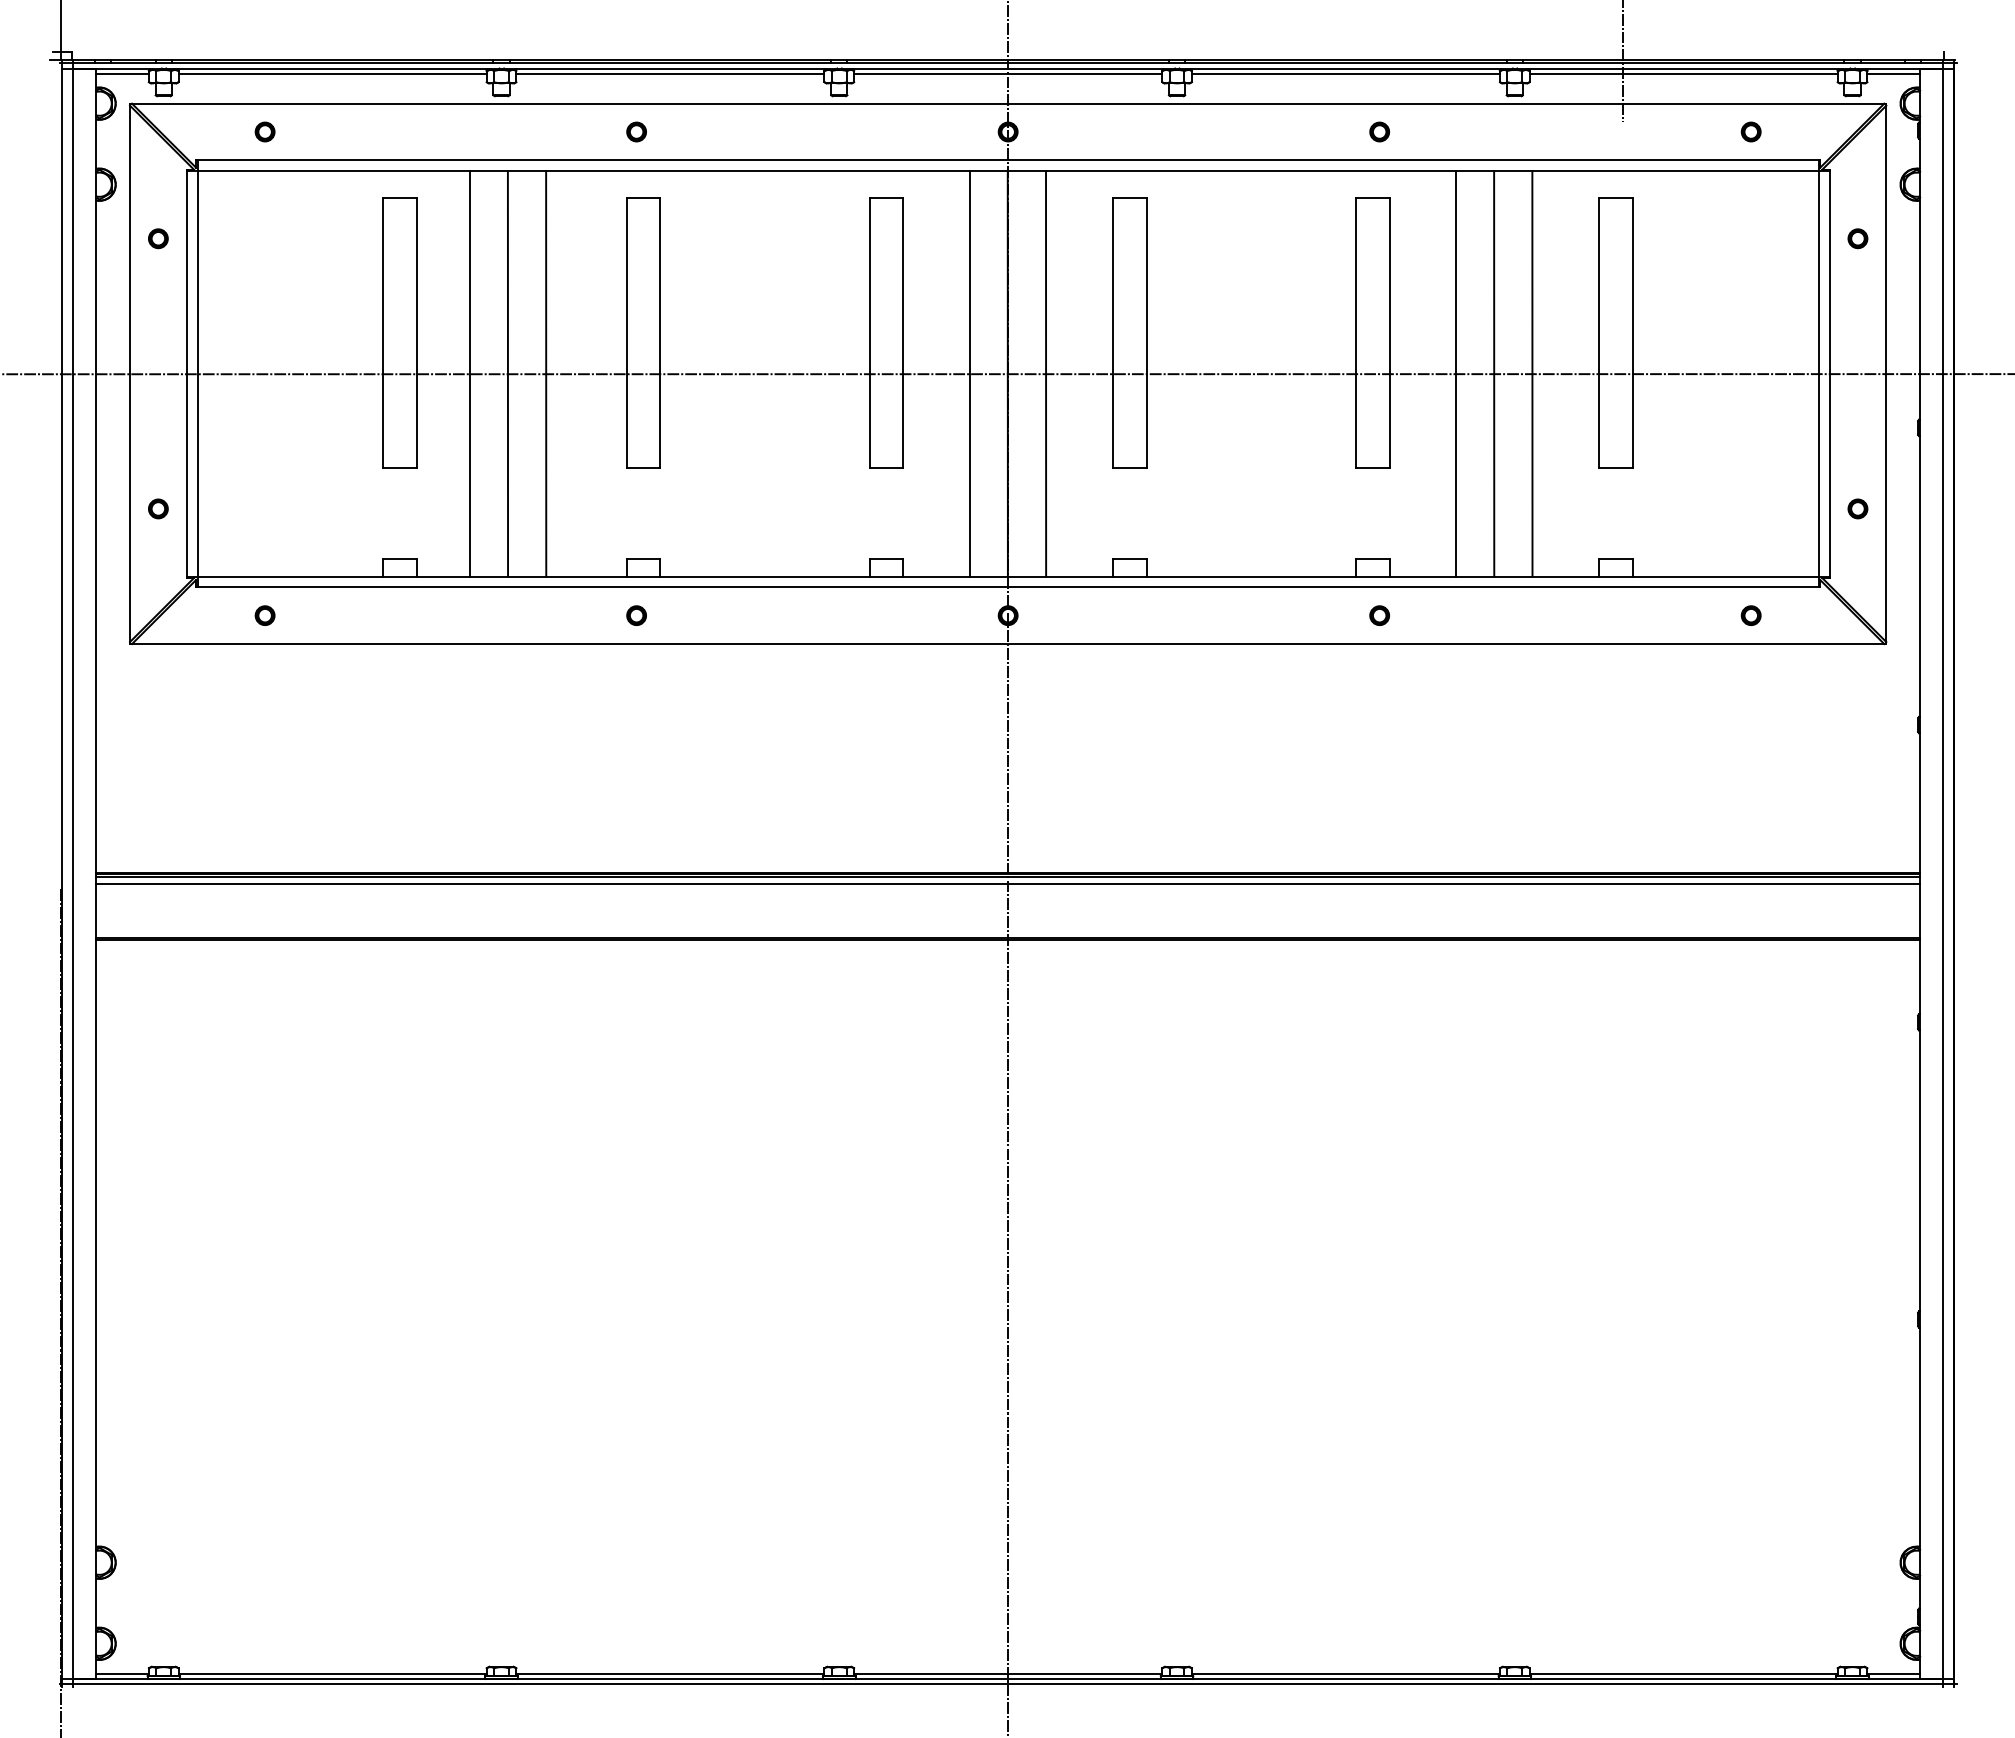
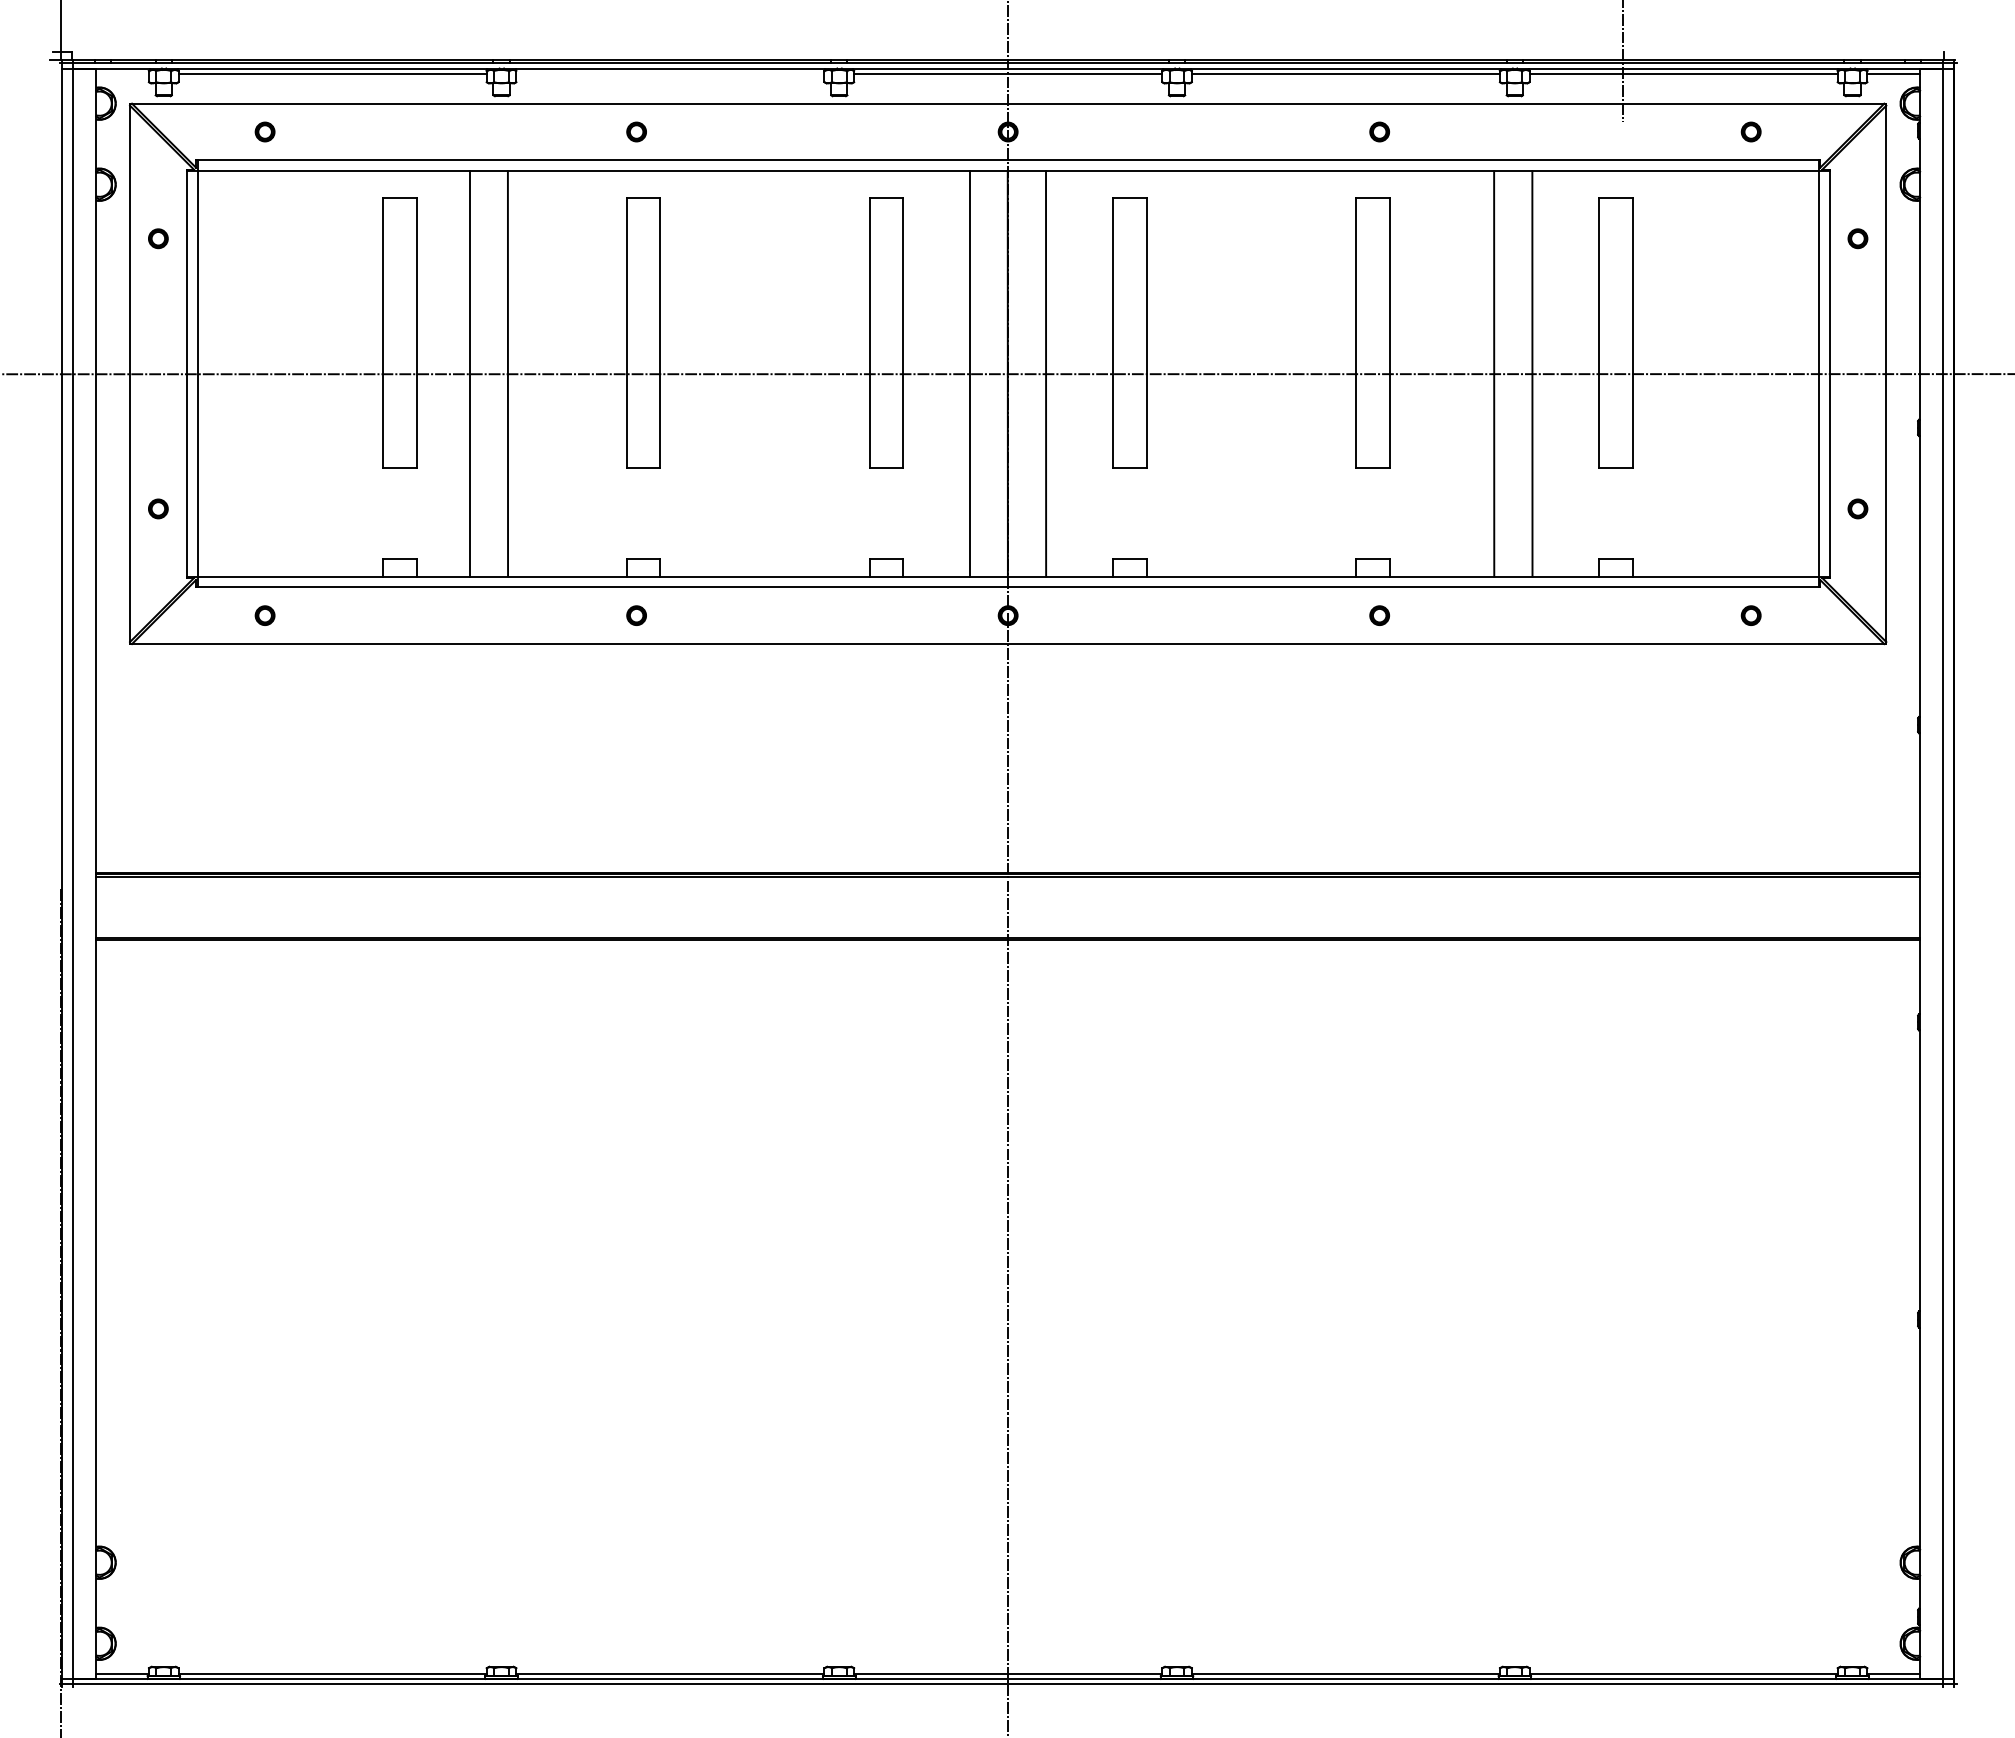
line: present -> none (122, 73)
line: present -> none (670, 73)
line: present -> none (546, 373)
line: present -> none (1456, 373)
line: present -> none (1008, 884)
